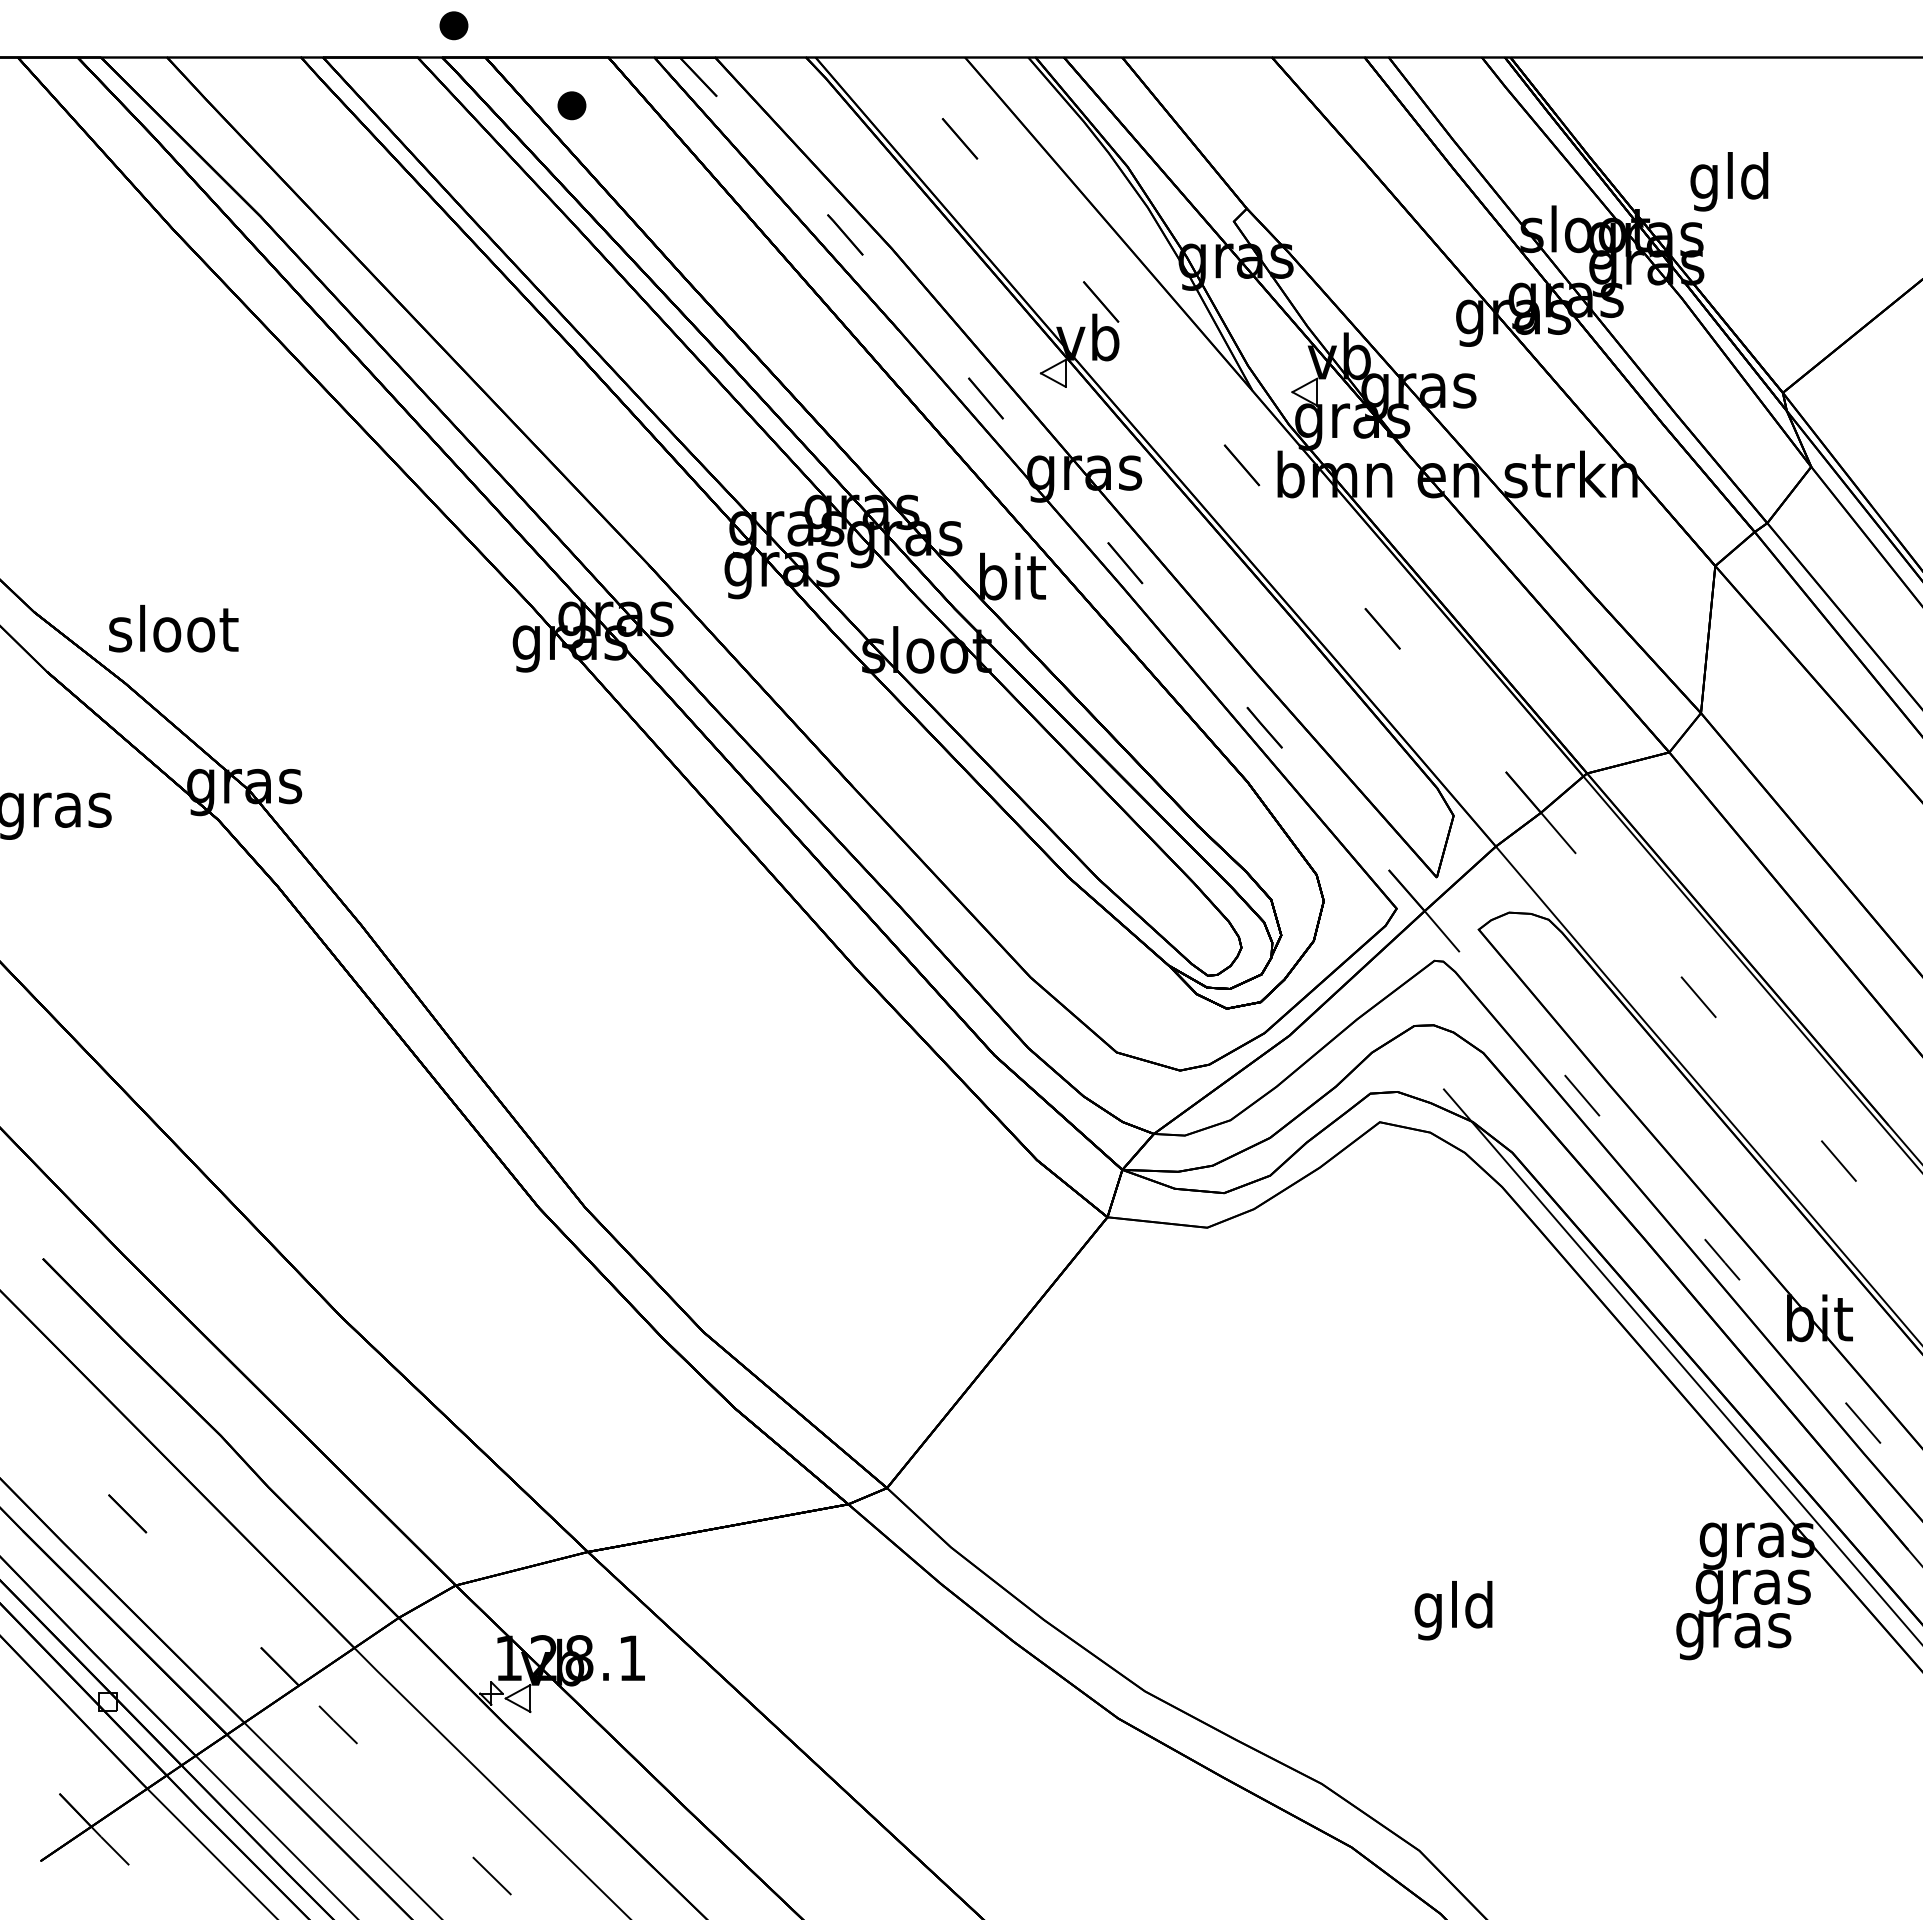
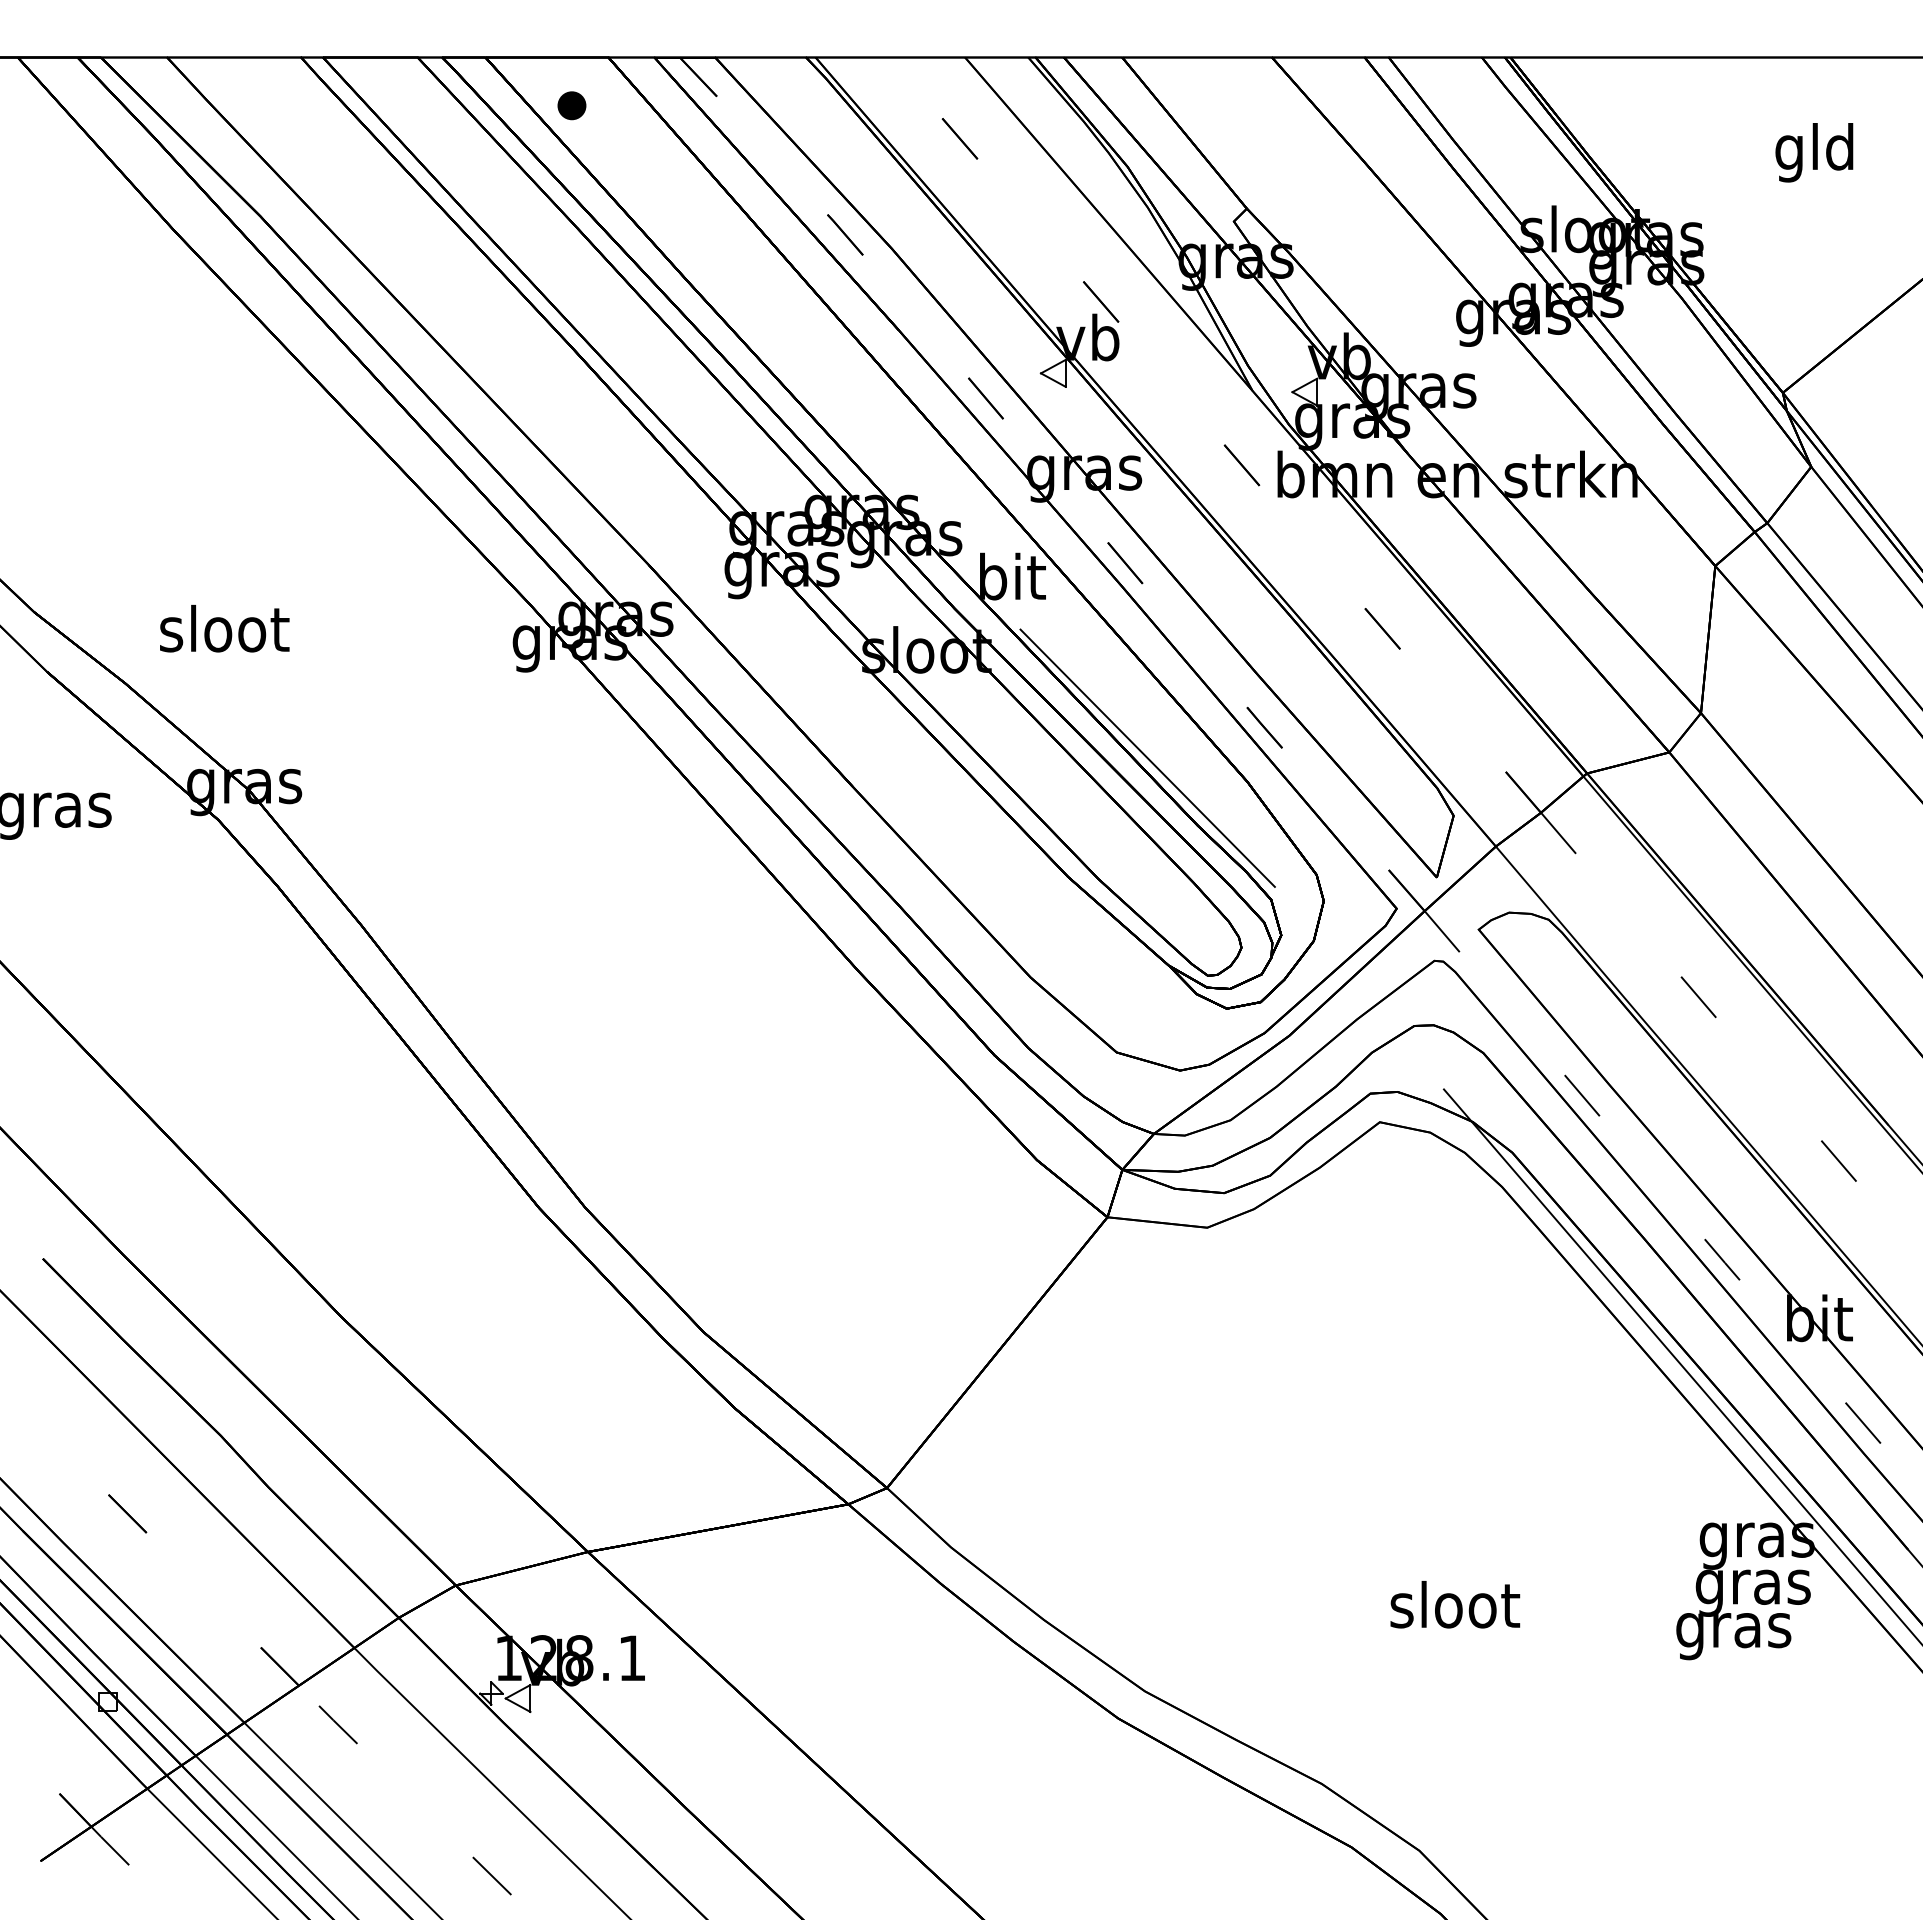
part: present -> none (453, 25)
text position: (1729, 181) -> (1814, 152) (1814, 152)
text position: (173, 628) -> (224, 628) (224, 628)
line: none -> present (1147, 757)
text: gld -> sloot (1455, 1610)
